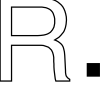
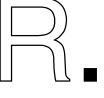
part position: (92, 69) -> (89, 74) (89, 74)
